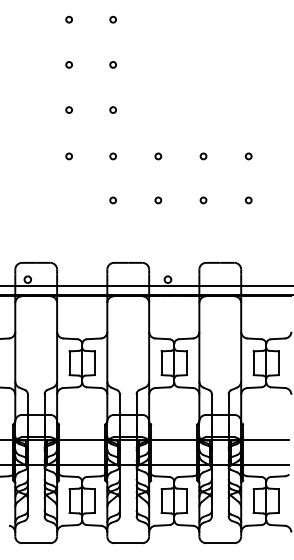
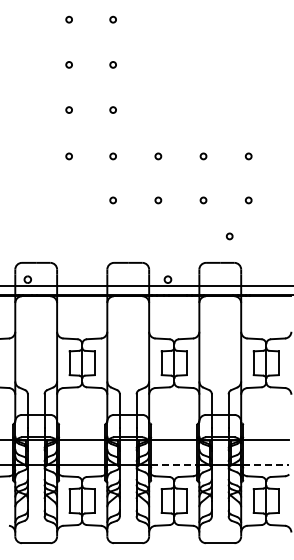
circle: none -> present (229, 236)
line: solid -> dashed (174, 465)
line: solid -> dashed (266, 465)
